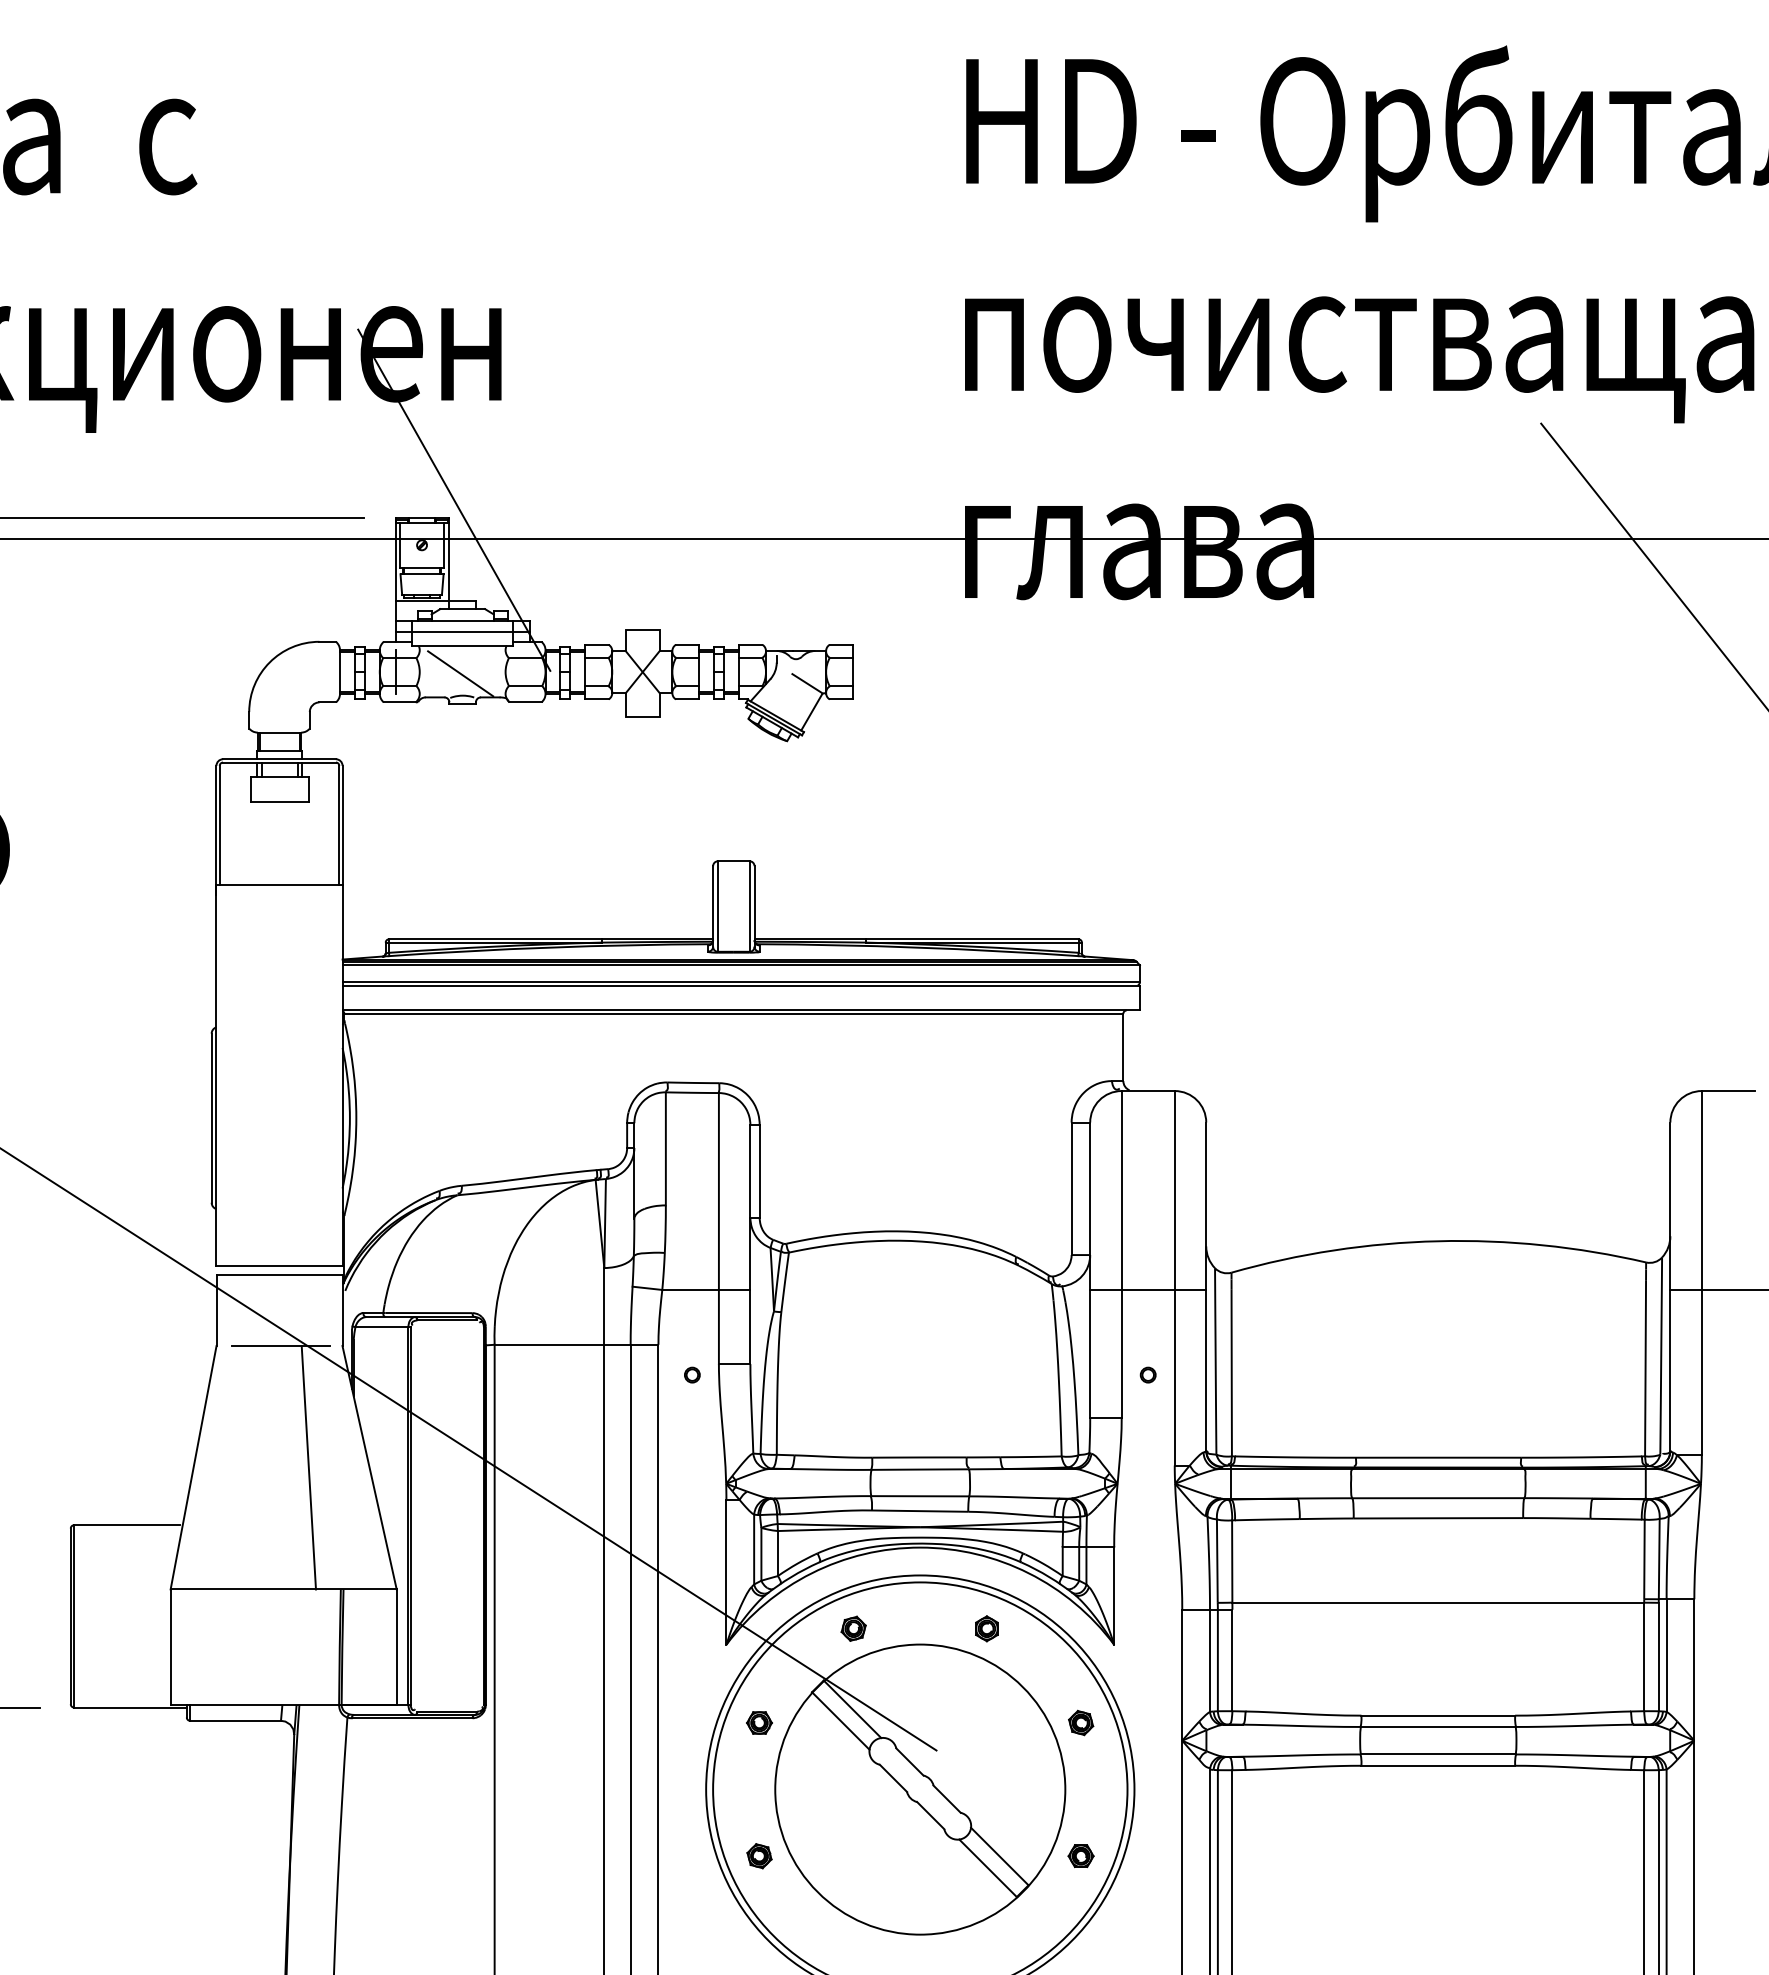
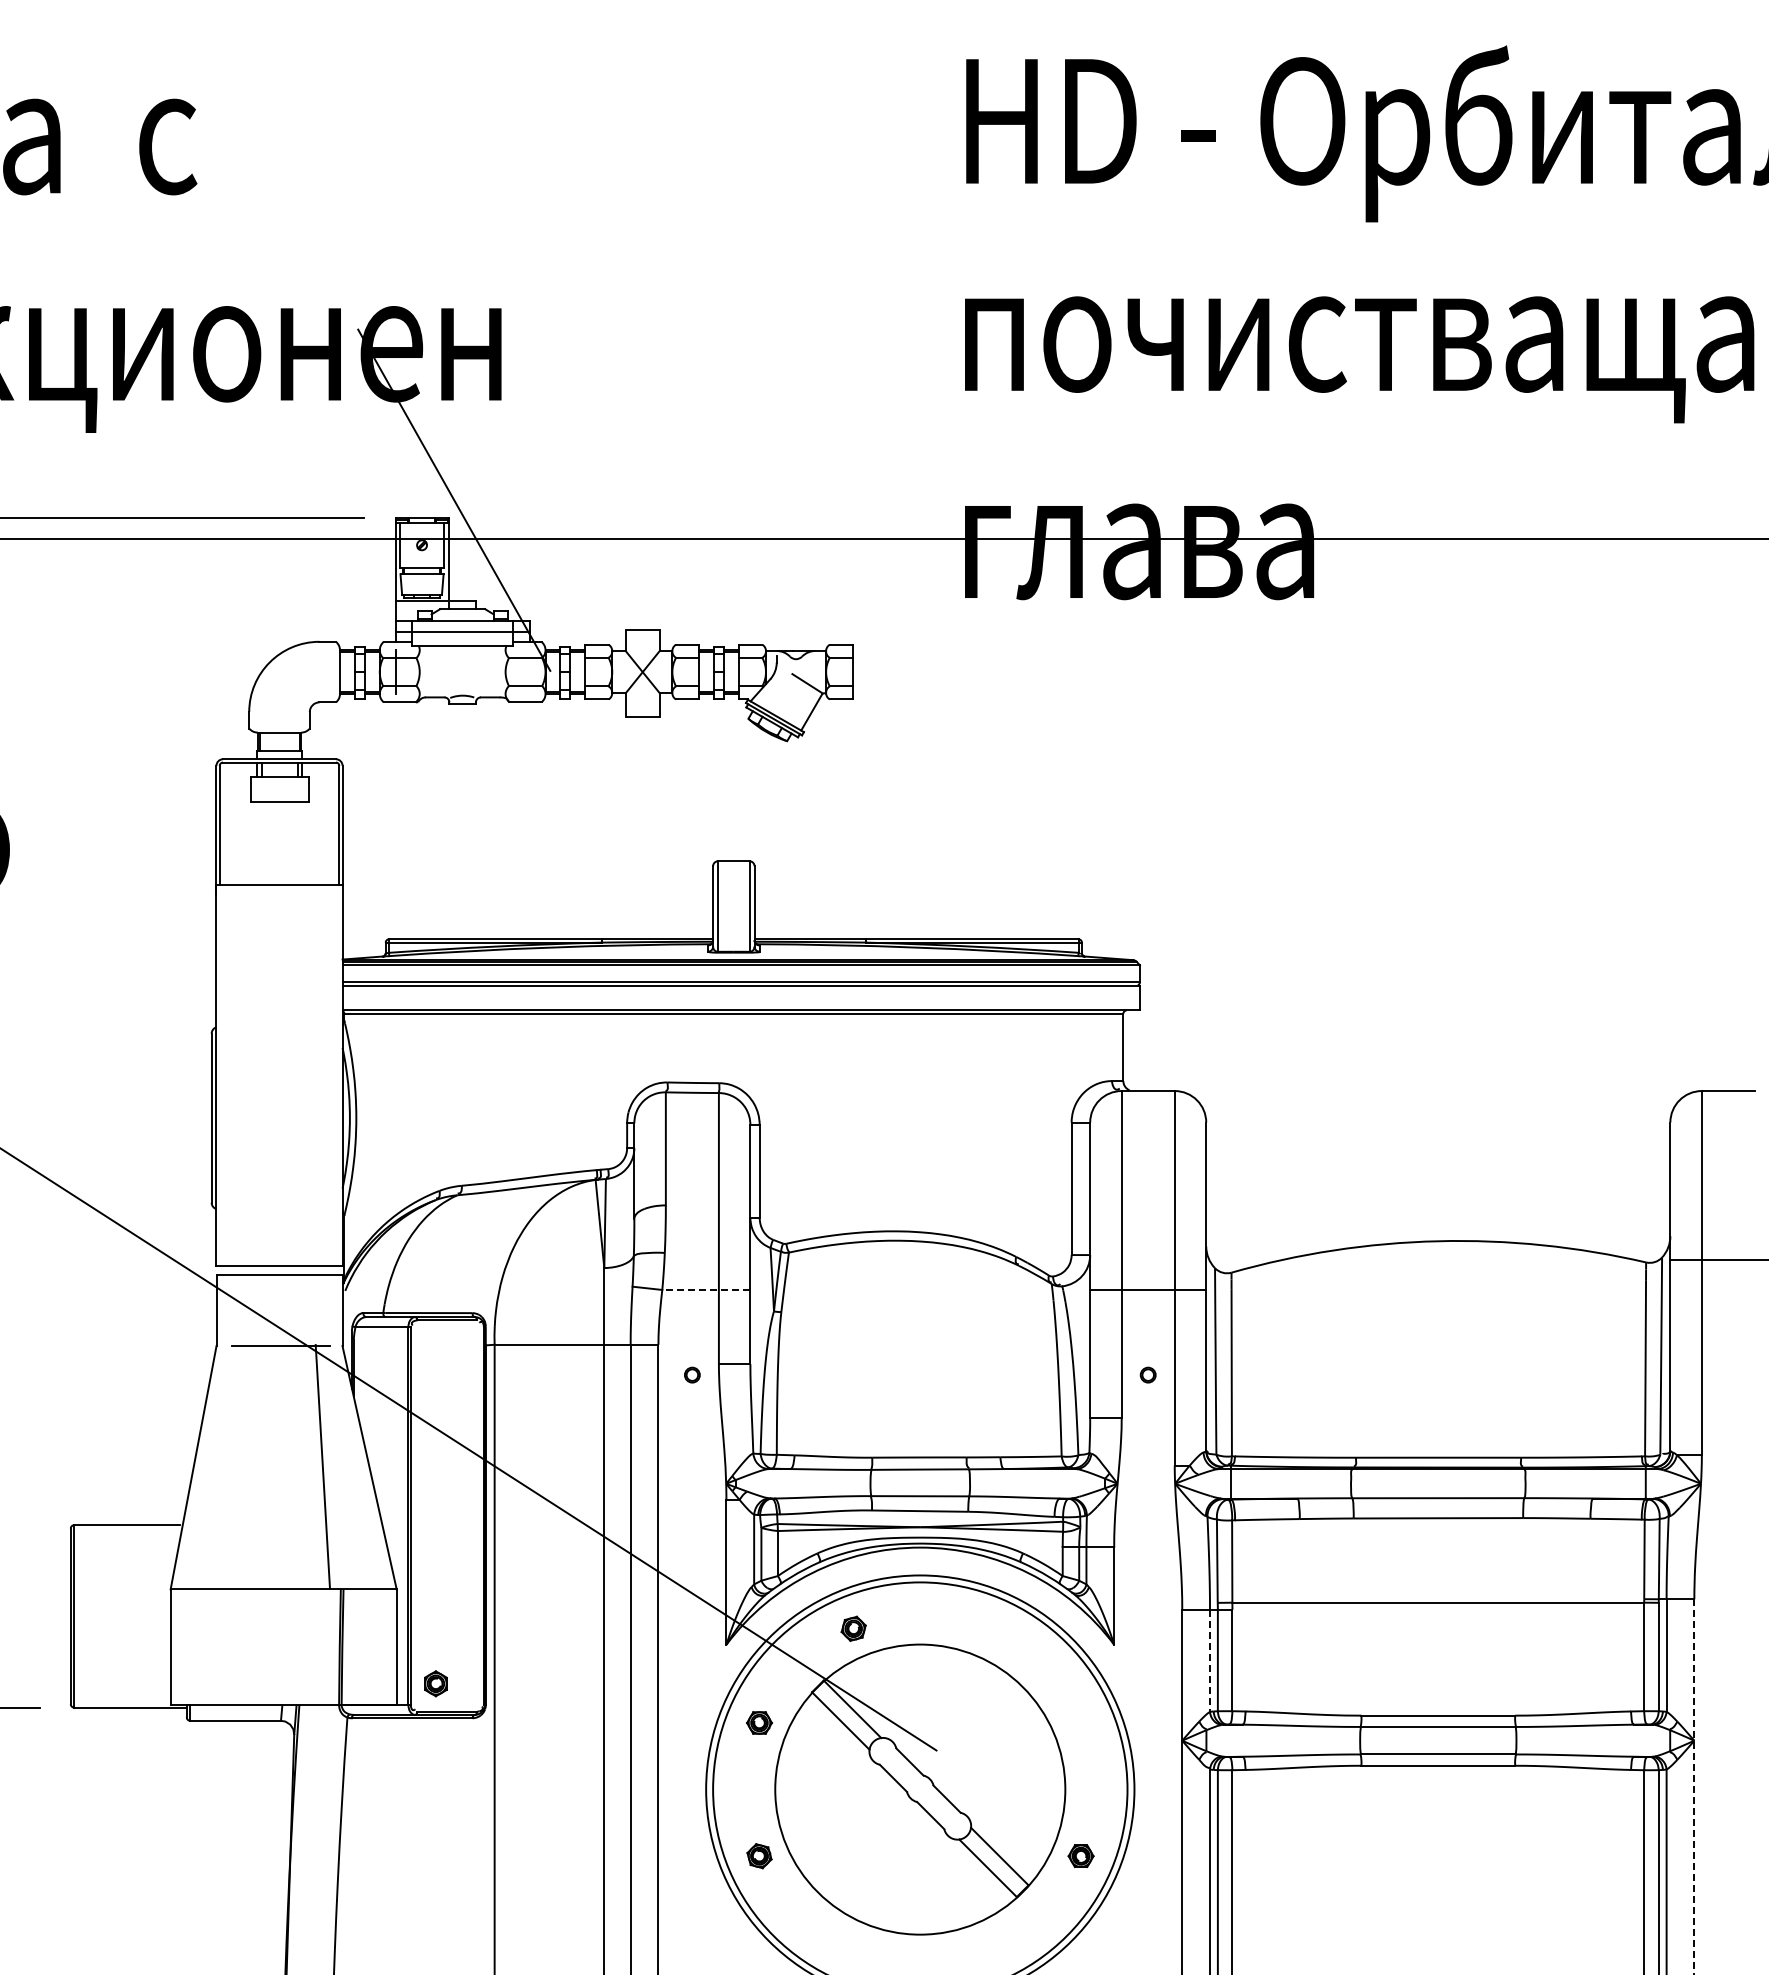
line: present -> none (1653, 564)
line: present -> none (460, 673)
line: solid -> dashed (705, 1289)
line position: (1717, 1289) -> (1717, 1259) (1717, 1259)
line position: (308, 1467) -> (322, 1466) (322, 1466)
part position: (986, 1628) -> (435, 1683) (435, 1683)
line: solid -> dashed (1210, 1661)
part: present -> none (1081, 1722)
line: solid -> dashed (1694, 1786)
